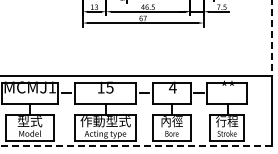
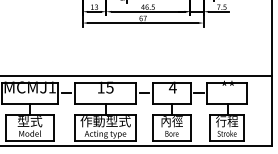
line: dashed -> solid (272, 38)
line: dashed -> solid (136, 146)
